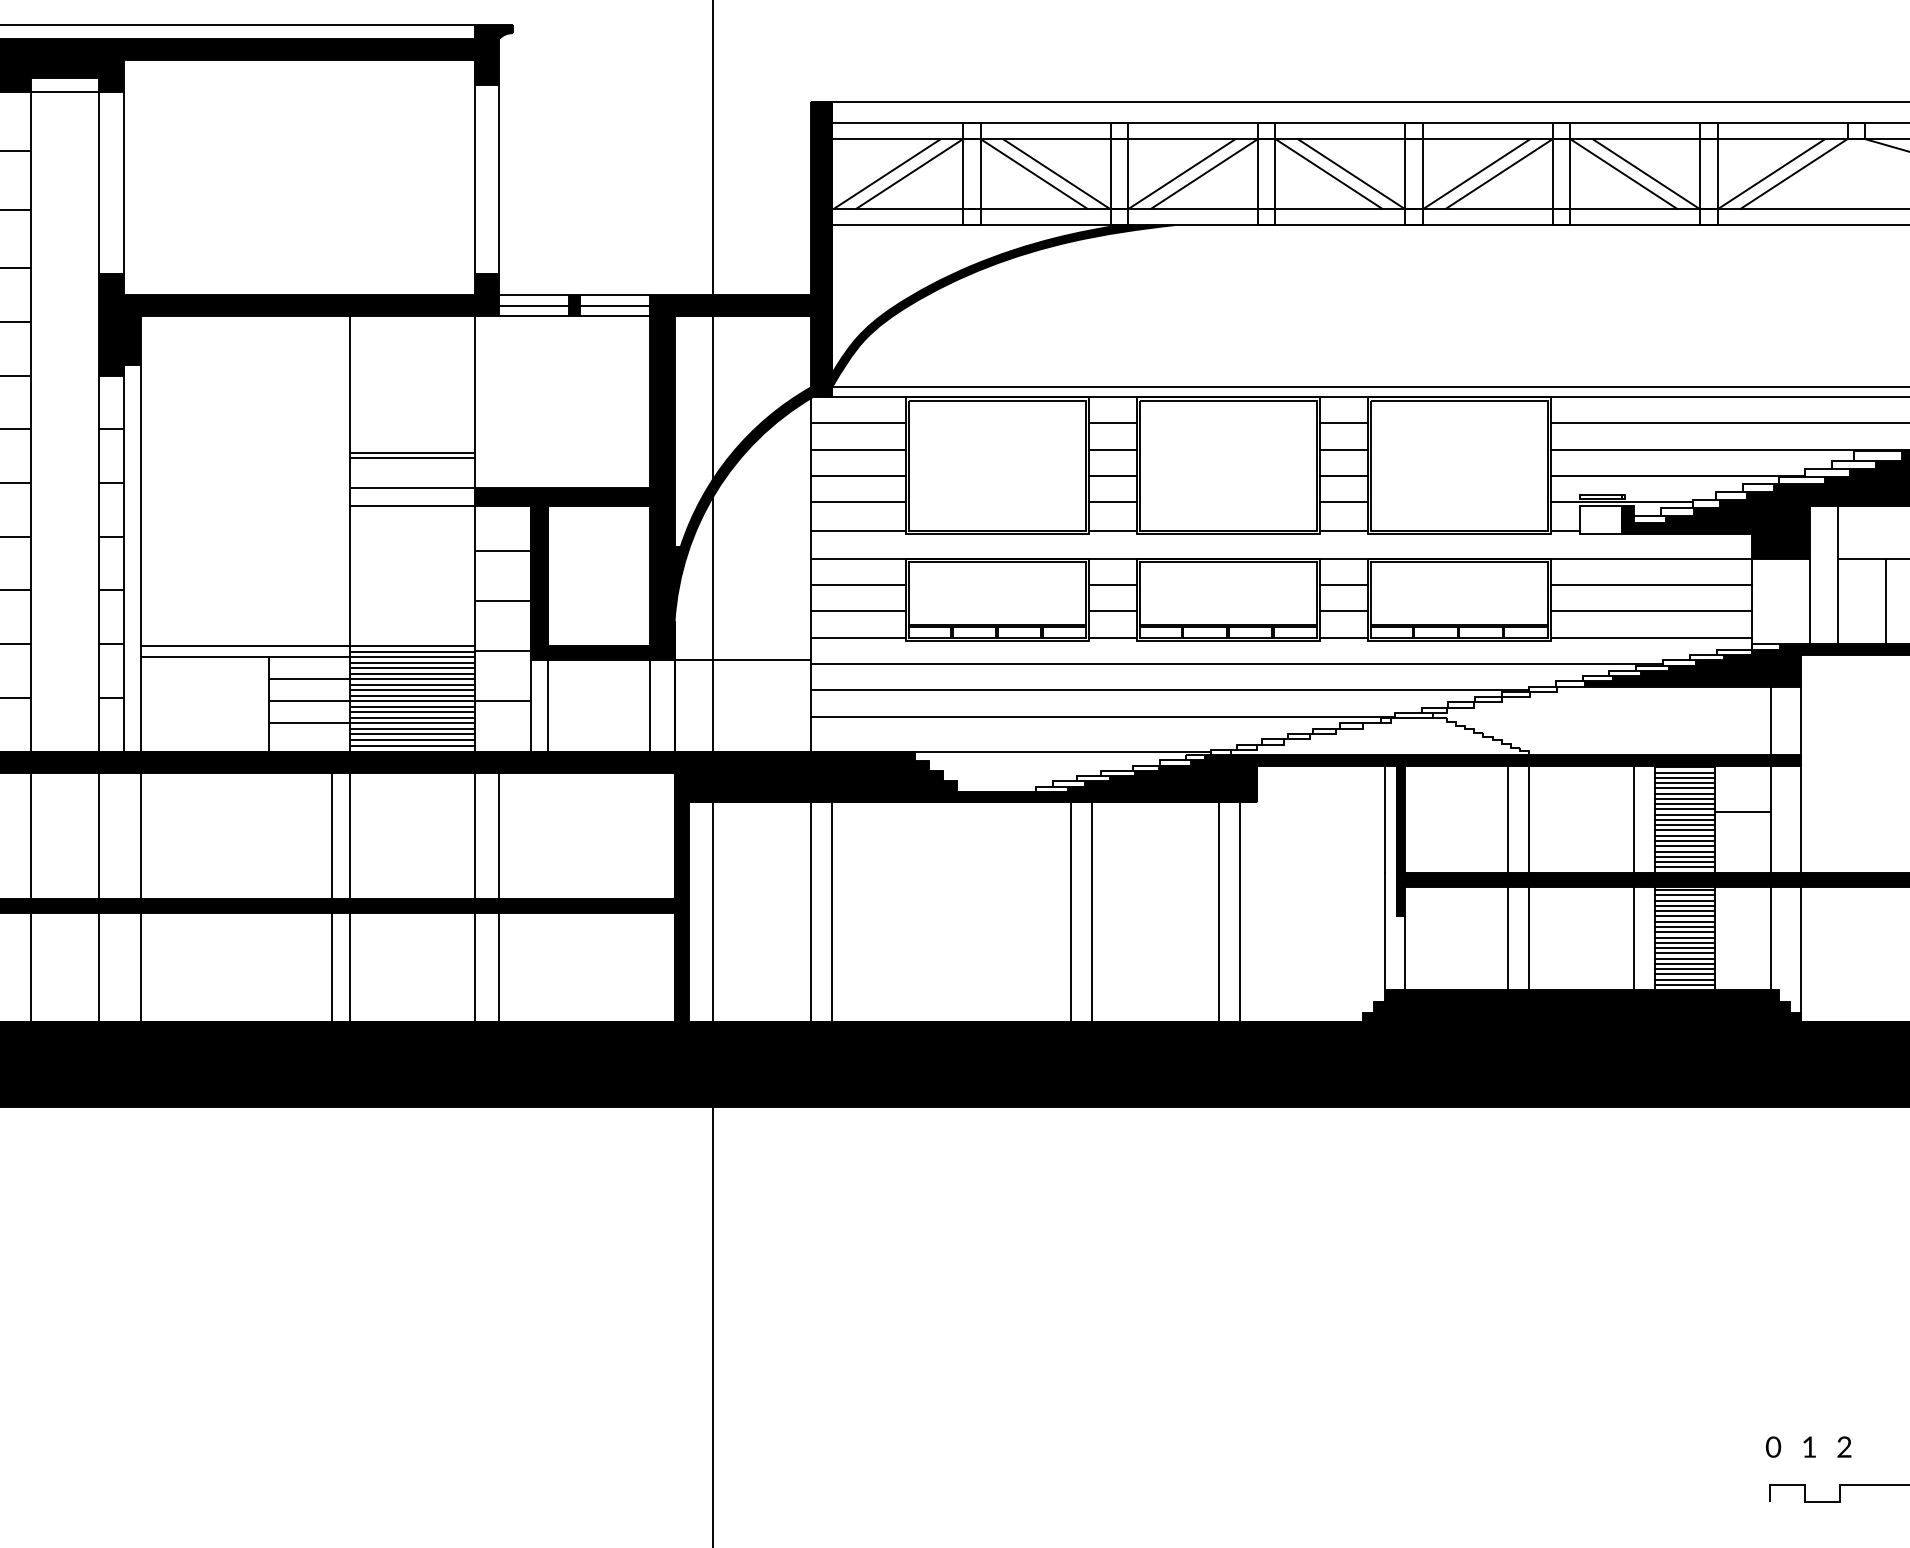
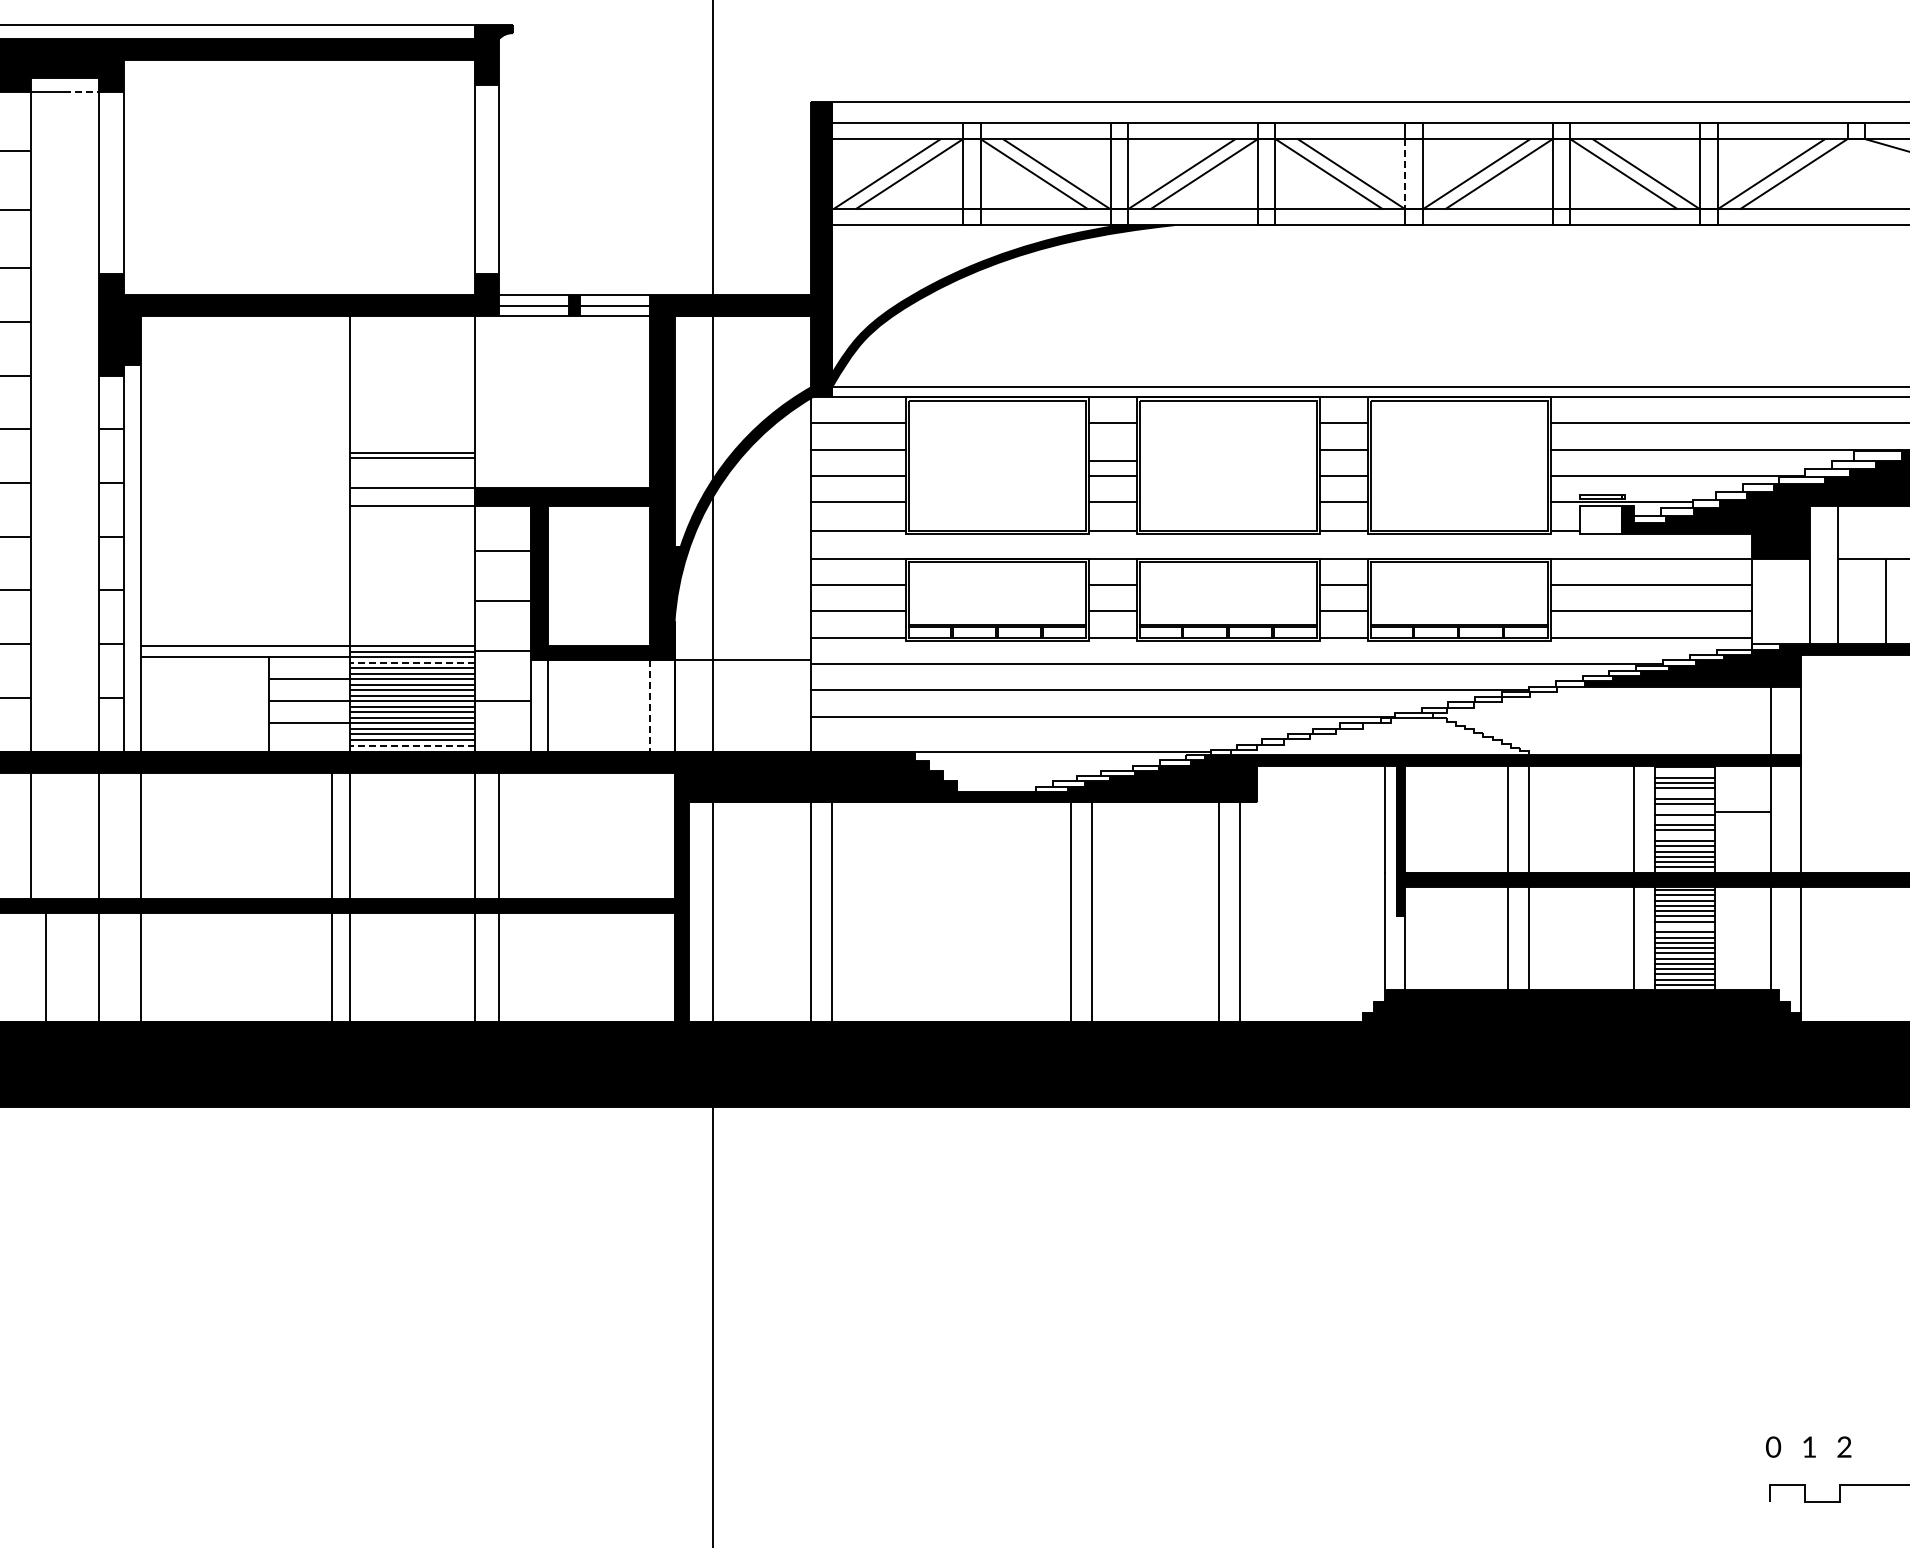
line: solid -> dashed (81, 91)
line: solid -> dashed (1405, 174)
line position: (1112, 449) -> (1112, 460) (1112, 460)
line: solid -> dashed (411, 662)
line: solid -> dashed (649, 705)
line: solid -> dashed (411, 745)
line: present -> none (1684, 772)
line: present -> none (1684, 793)
line: present -> none (1684, 809)
line: present -> none (1684, 819)
line: present -> none (1684, 835)
line: present -> none (1684, 927)
line position: (30, 966) -> (45, 966) (45, 966)
